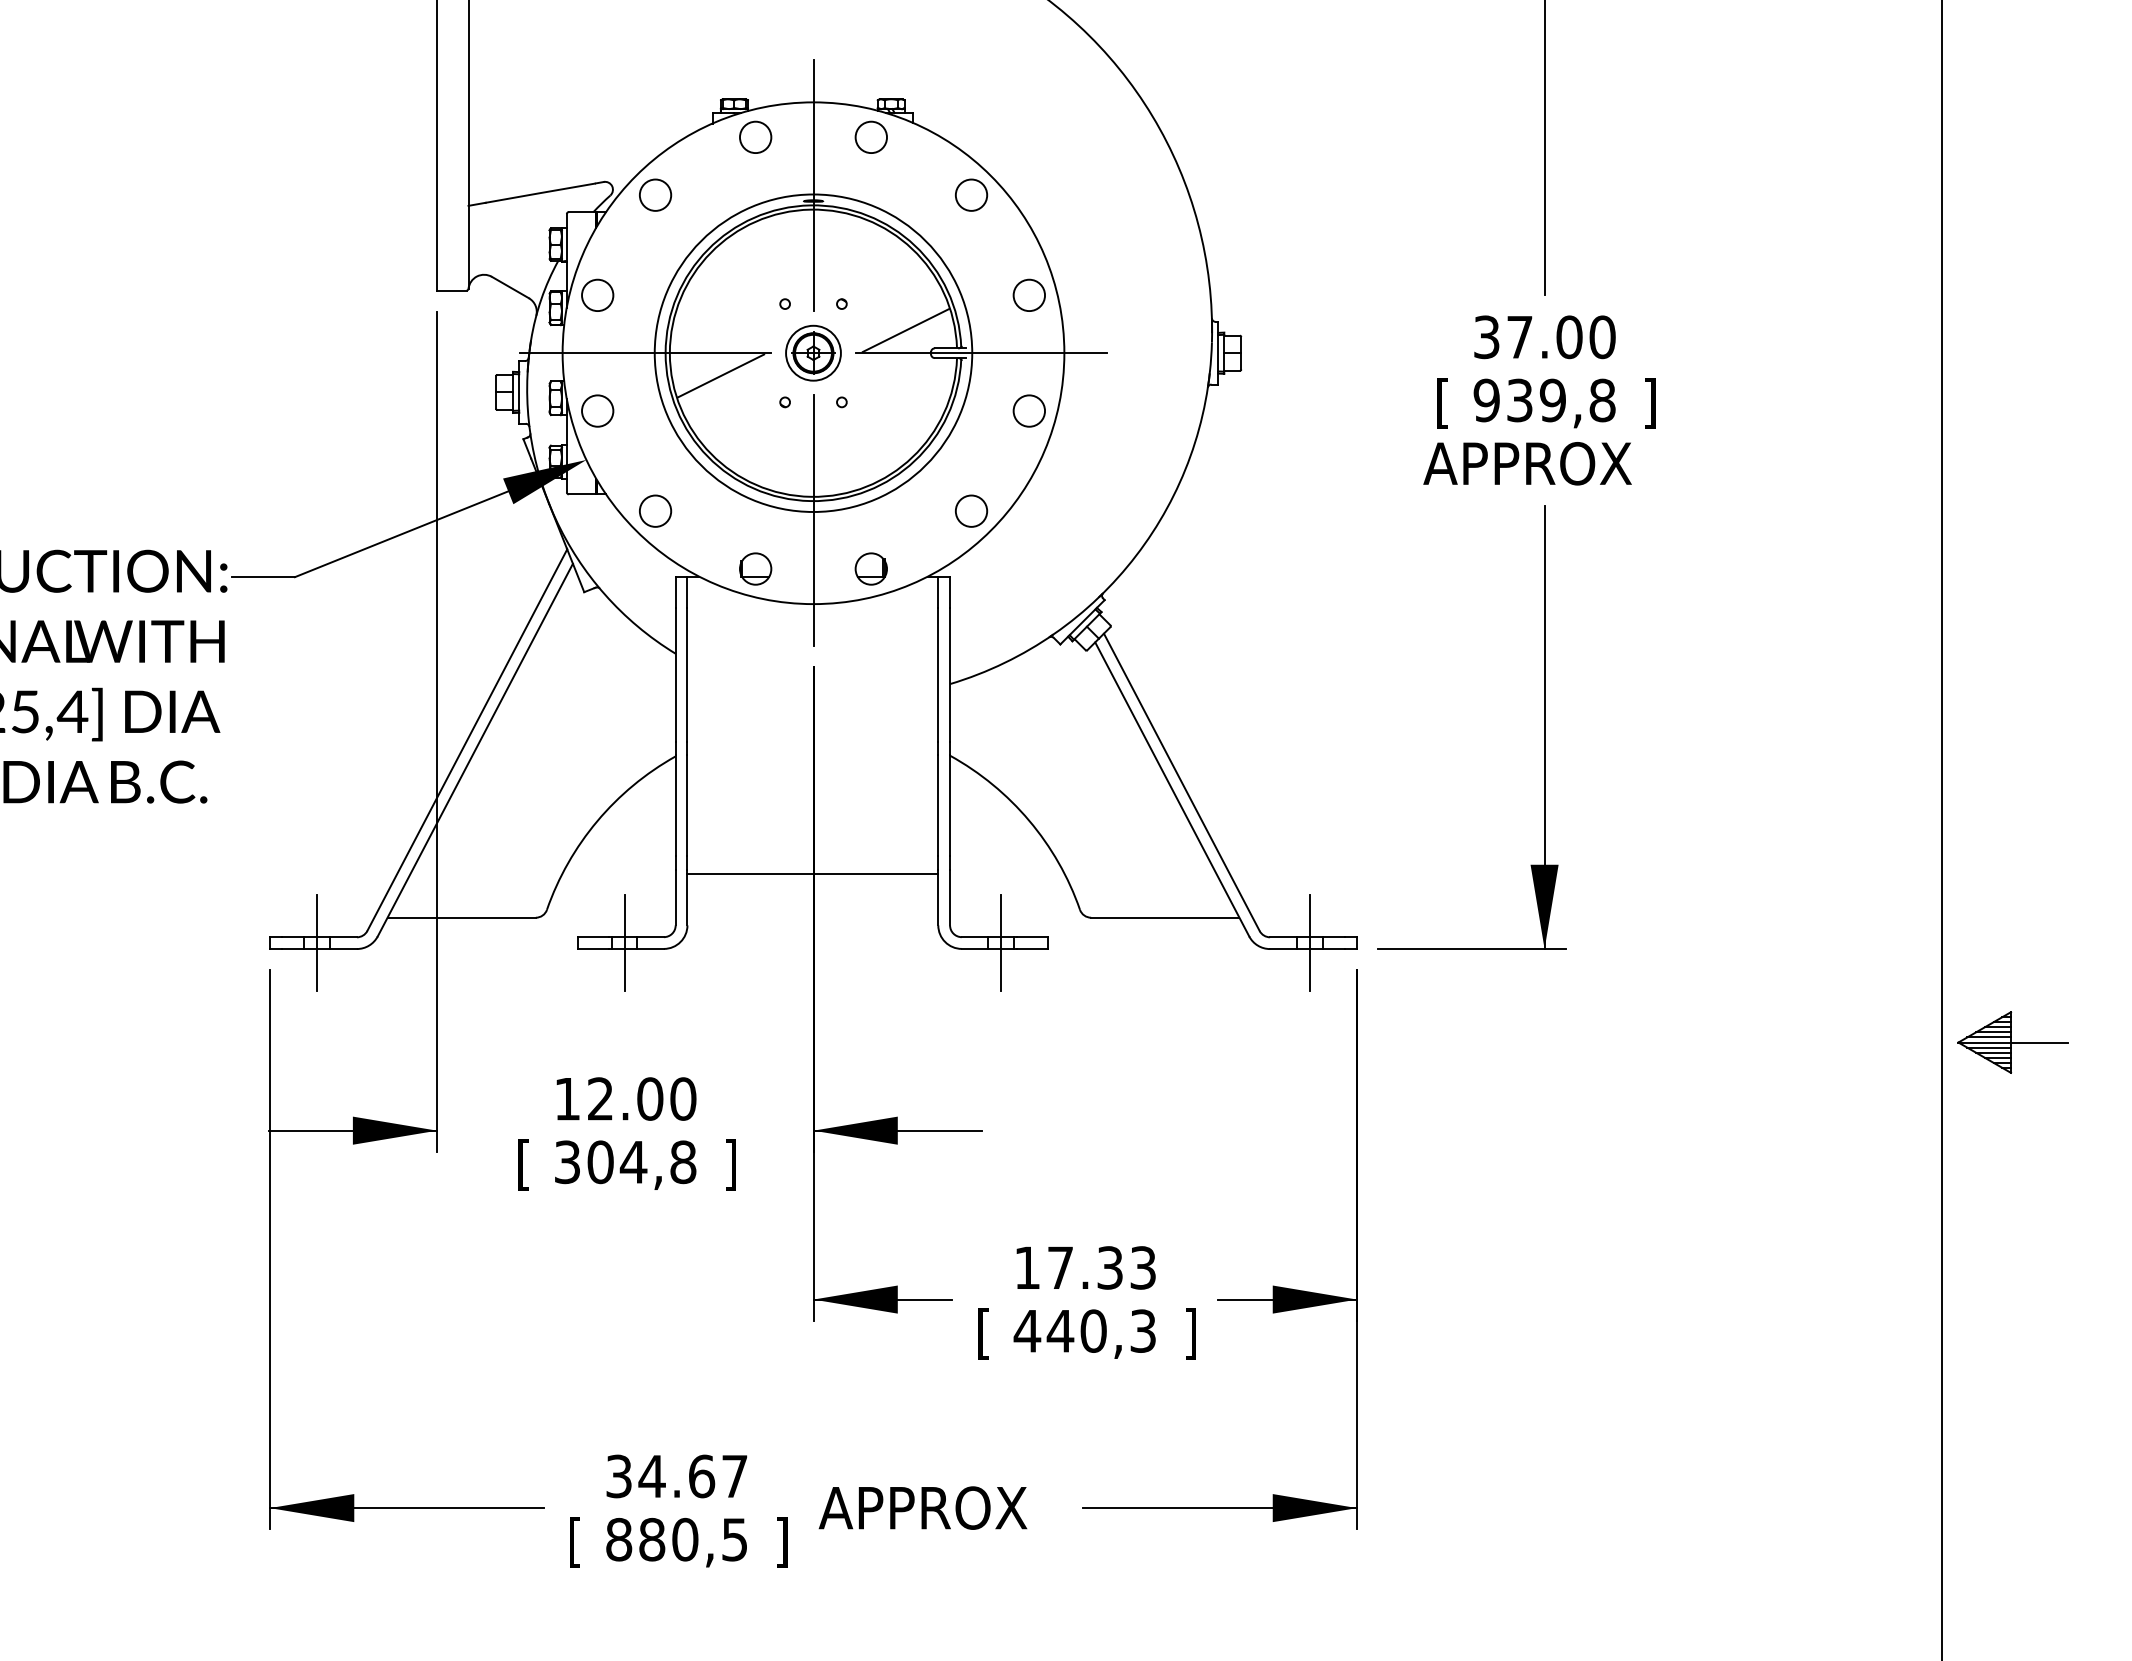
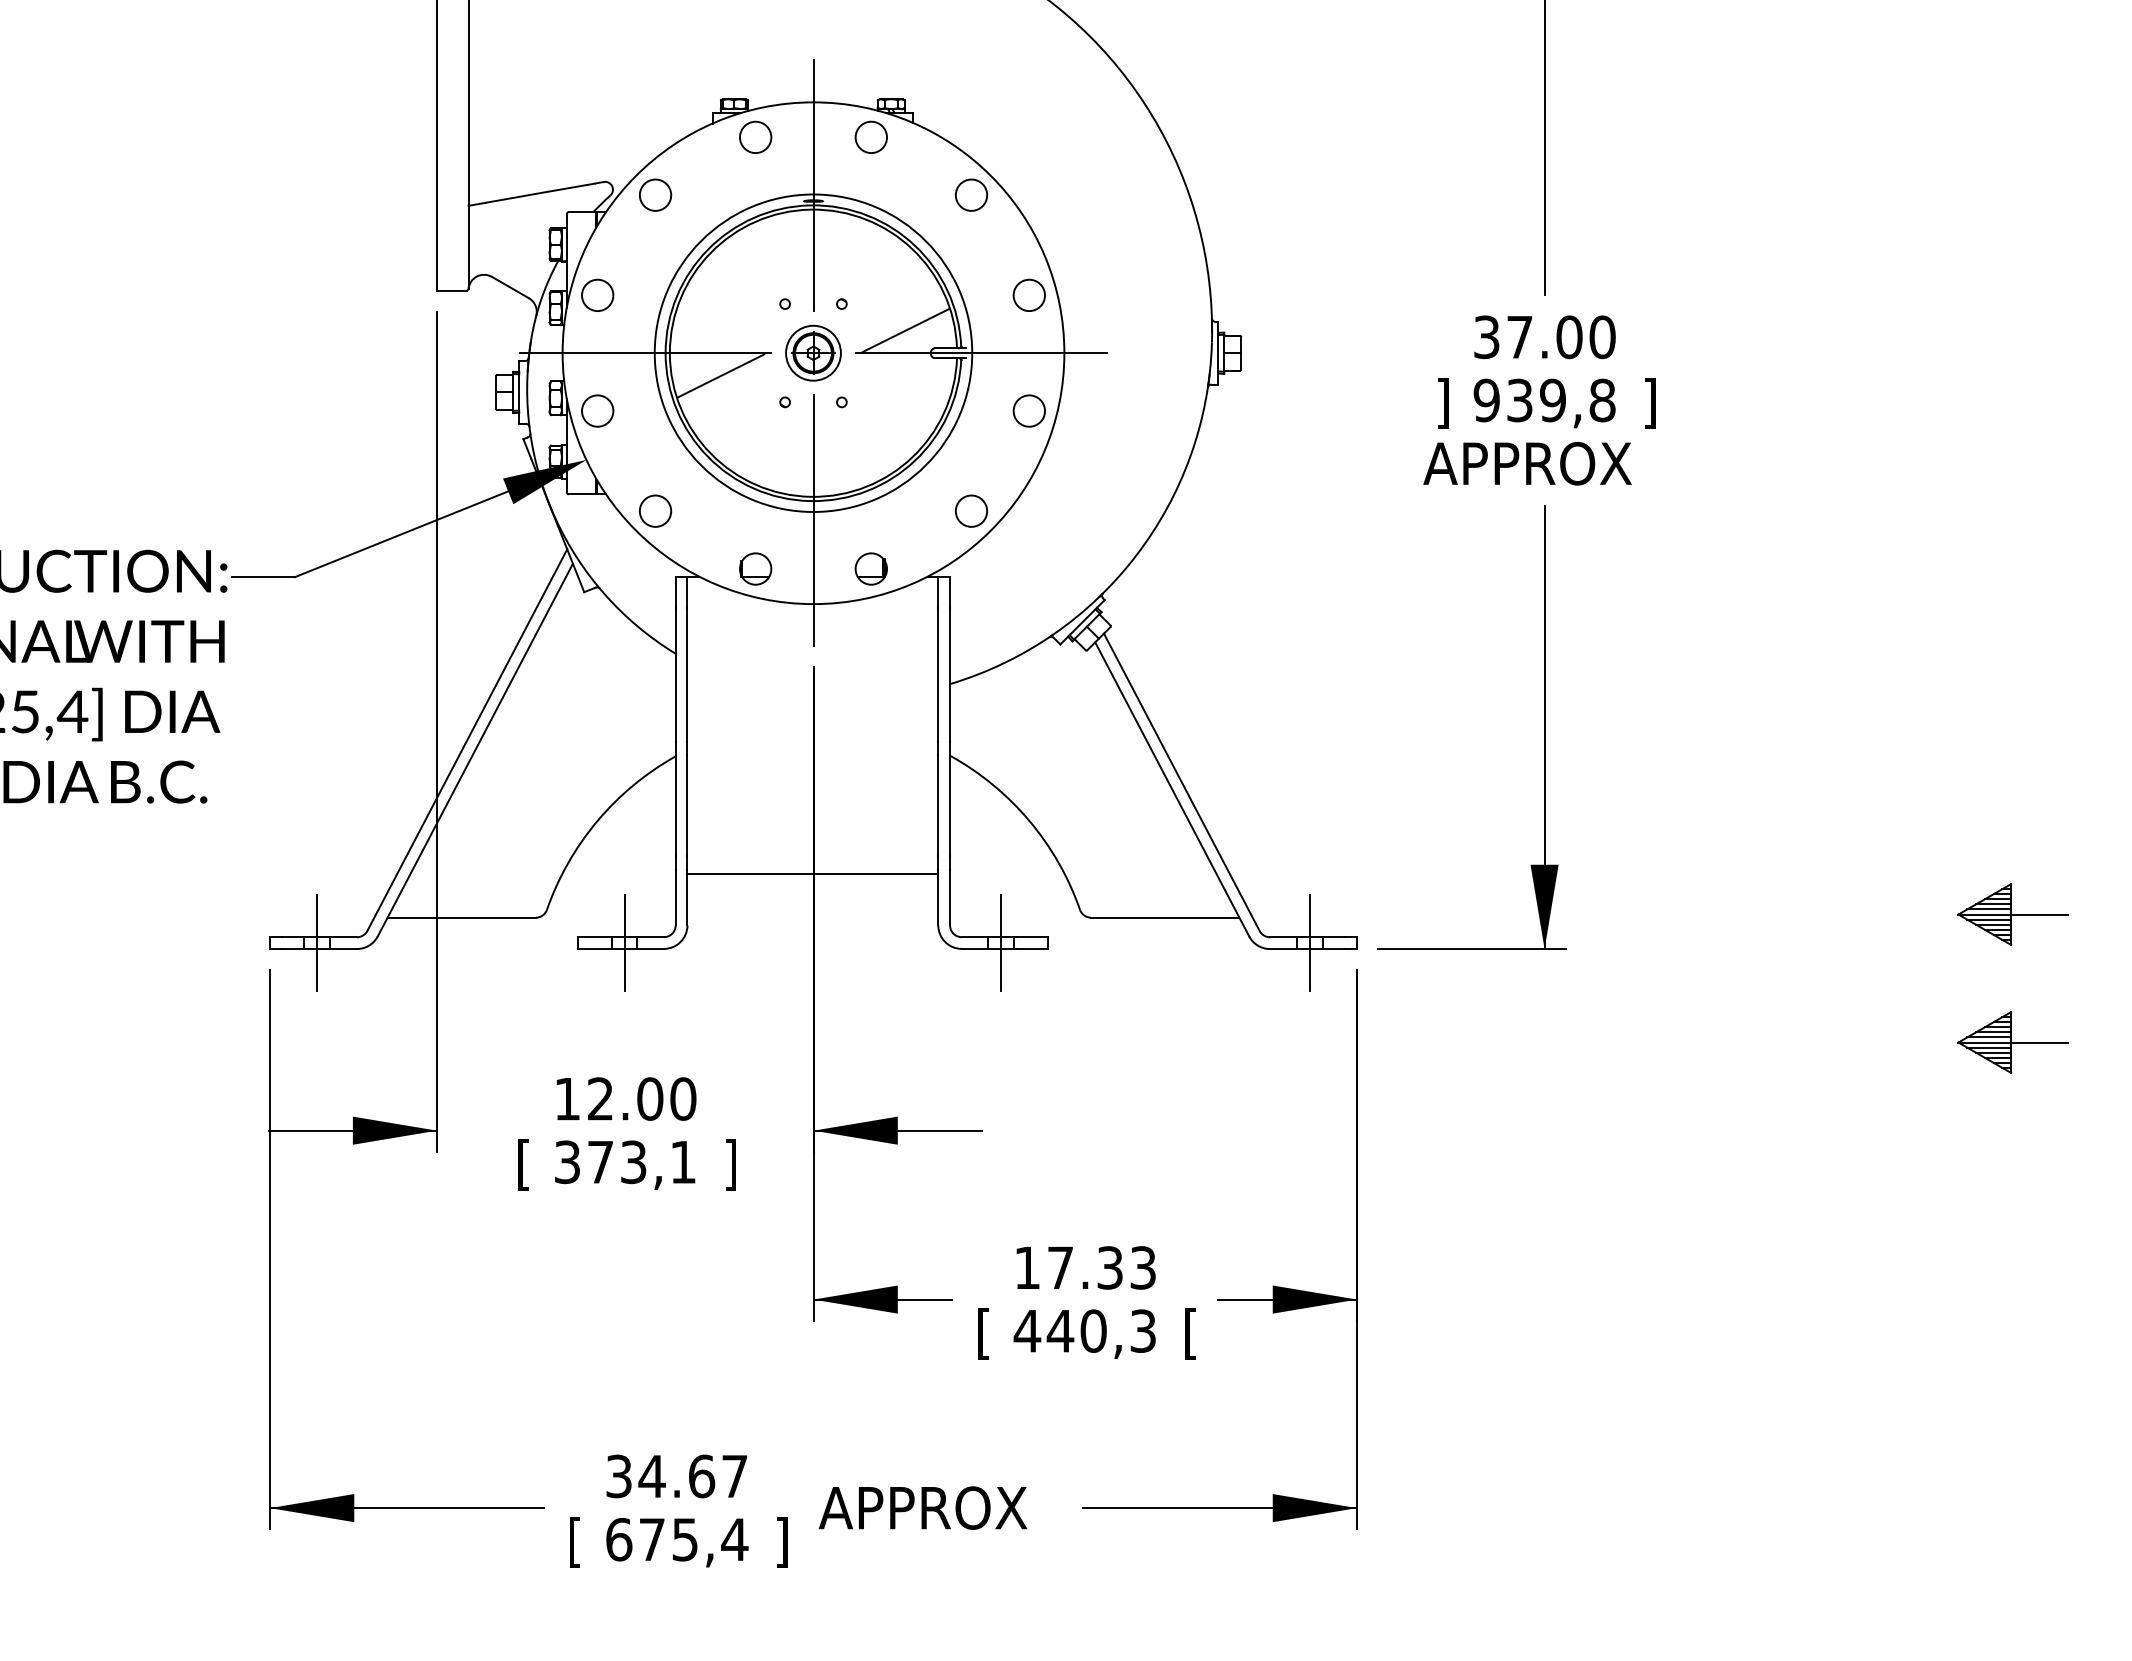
text: [ -> ] (1442, 403)
line: present -> none (1941, 829)
part: none -> present (2012, 914)
text: 304,8 -> 373,1 (641, 1162)
text: ] -> [ (1190, 1333)
text: 880,5 -> 675,4 (677, 1539)
